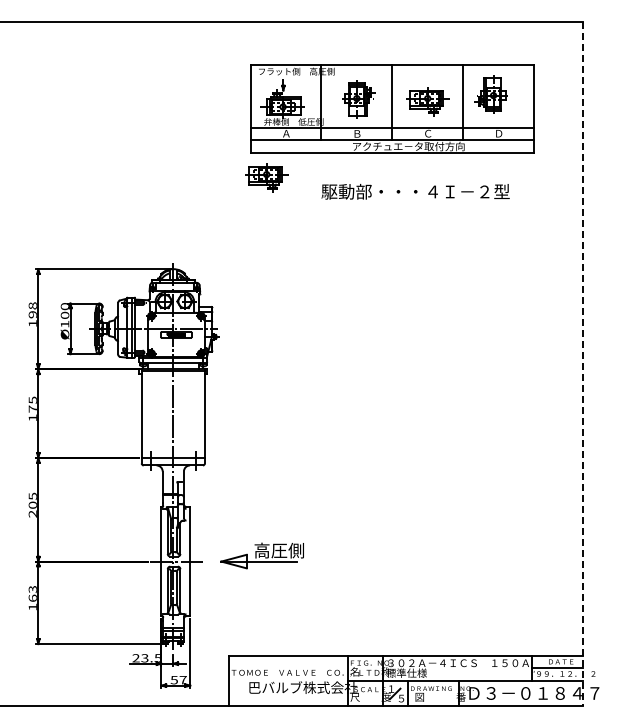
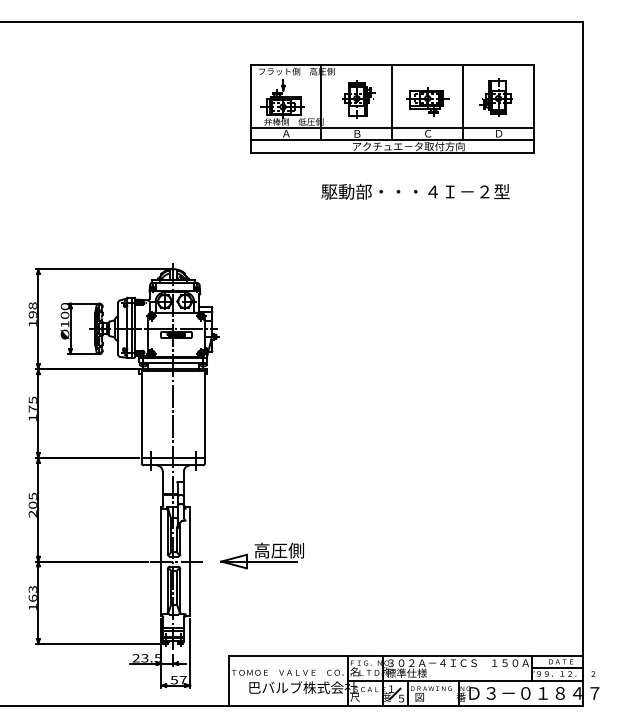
part position: (490, 94) -> (495, 97) (495, 97)
part: present -> none (266, 177)
line: dashed -> solid (582, 364)
